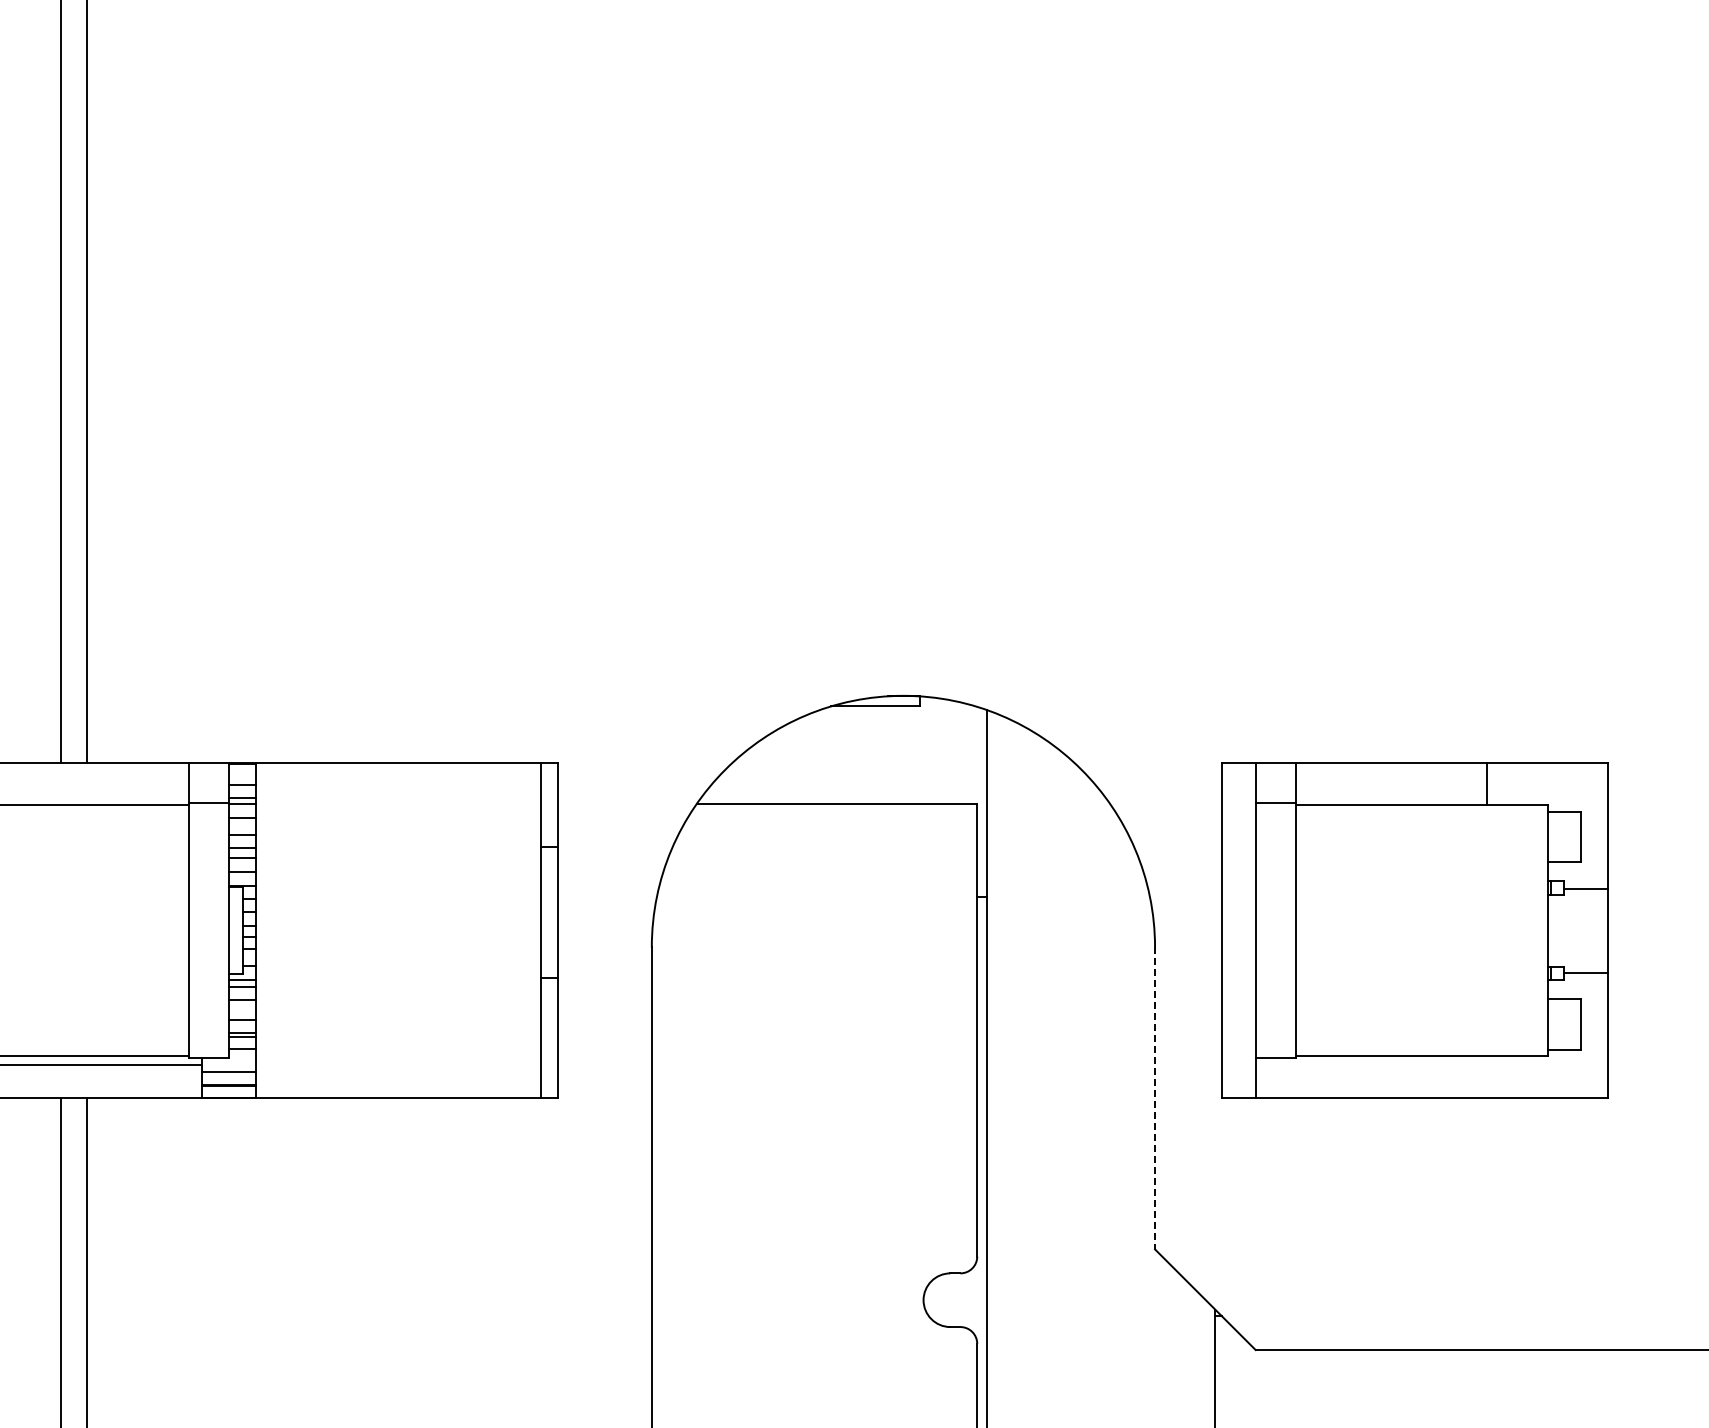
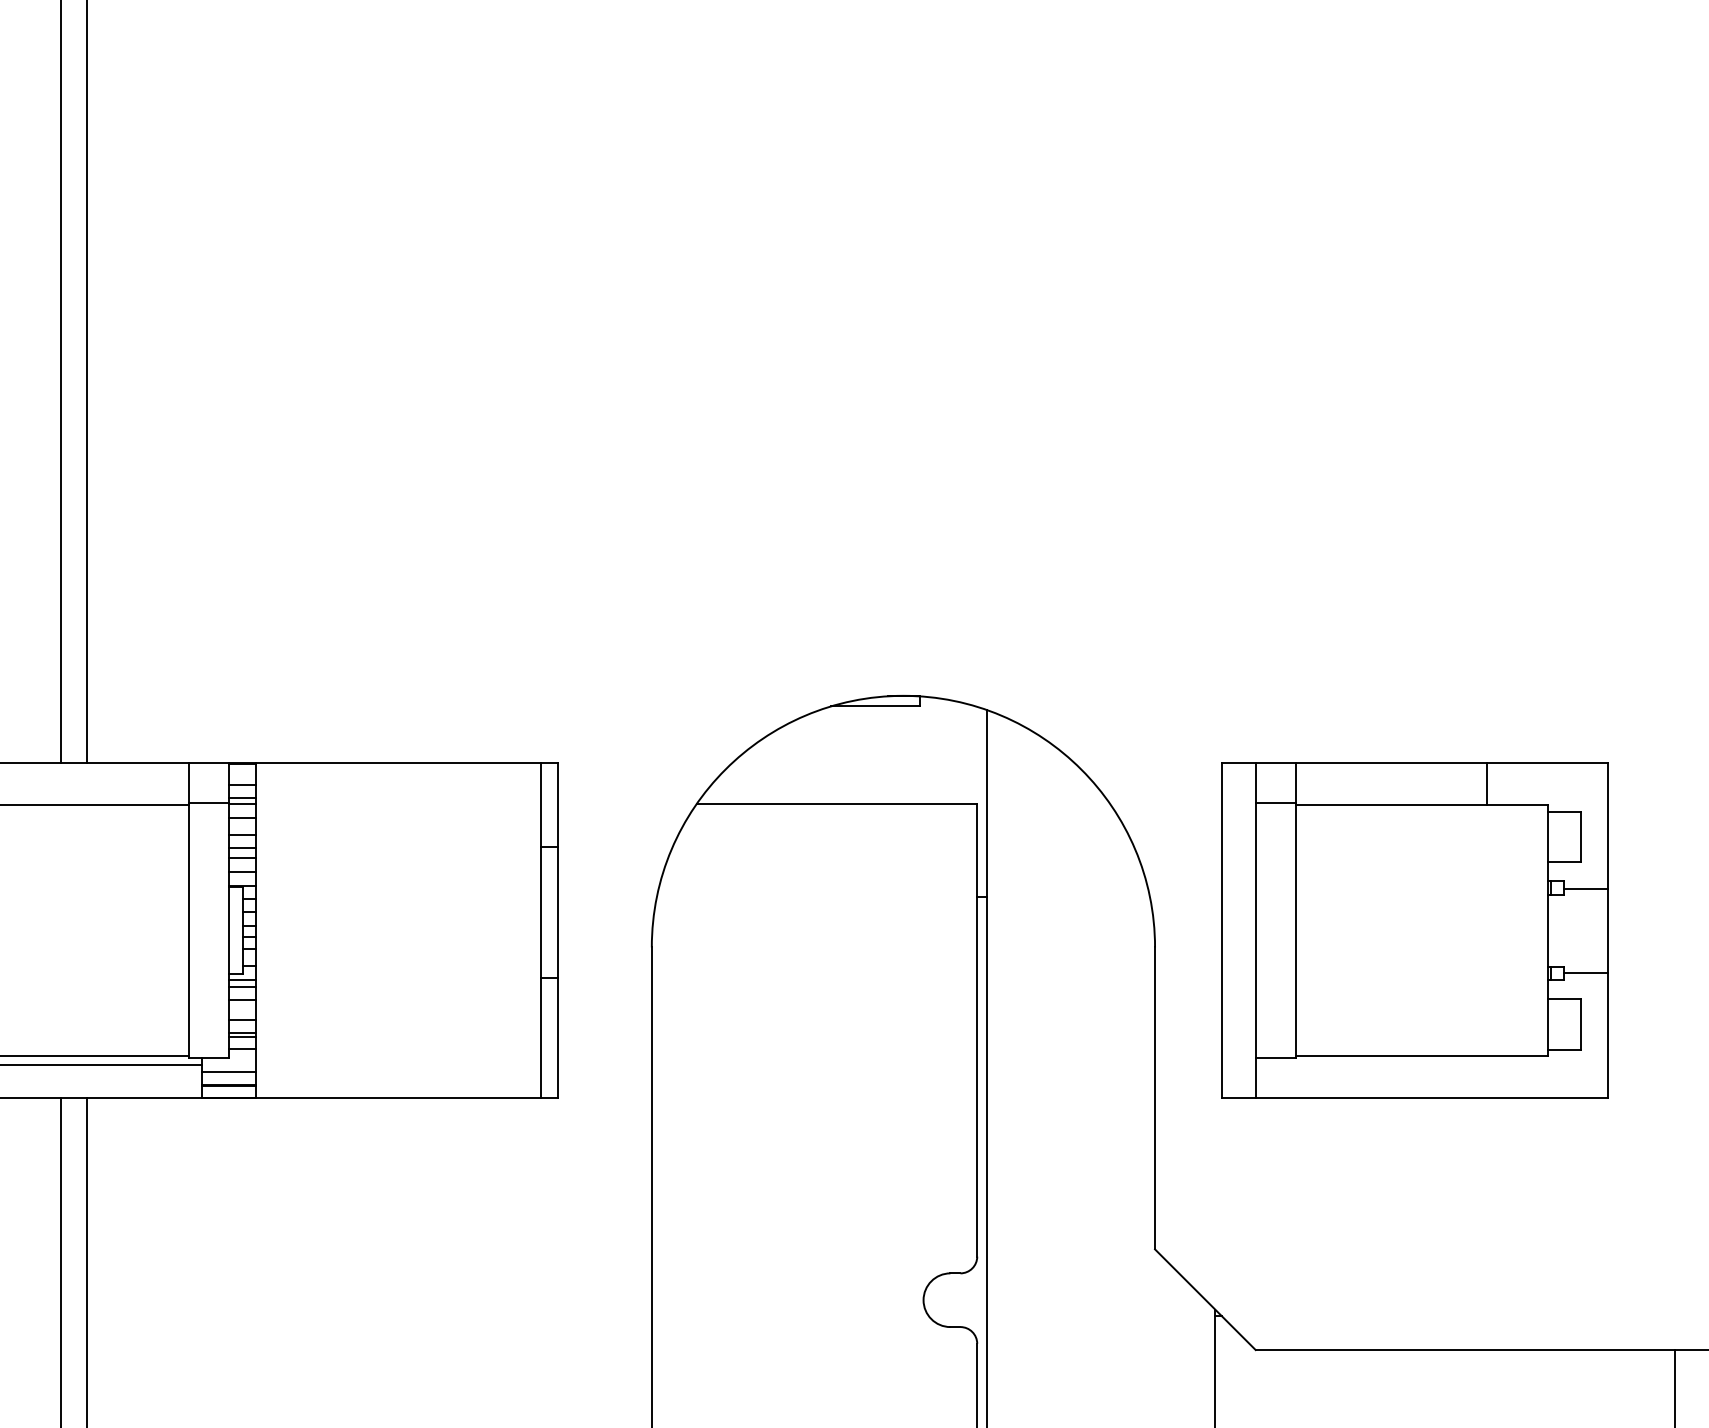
line: dashed -> solid (1155, 1098)
line: none -> present (1675, 1387)
